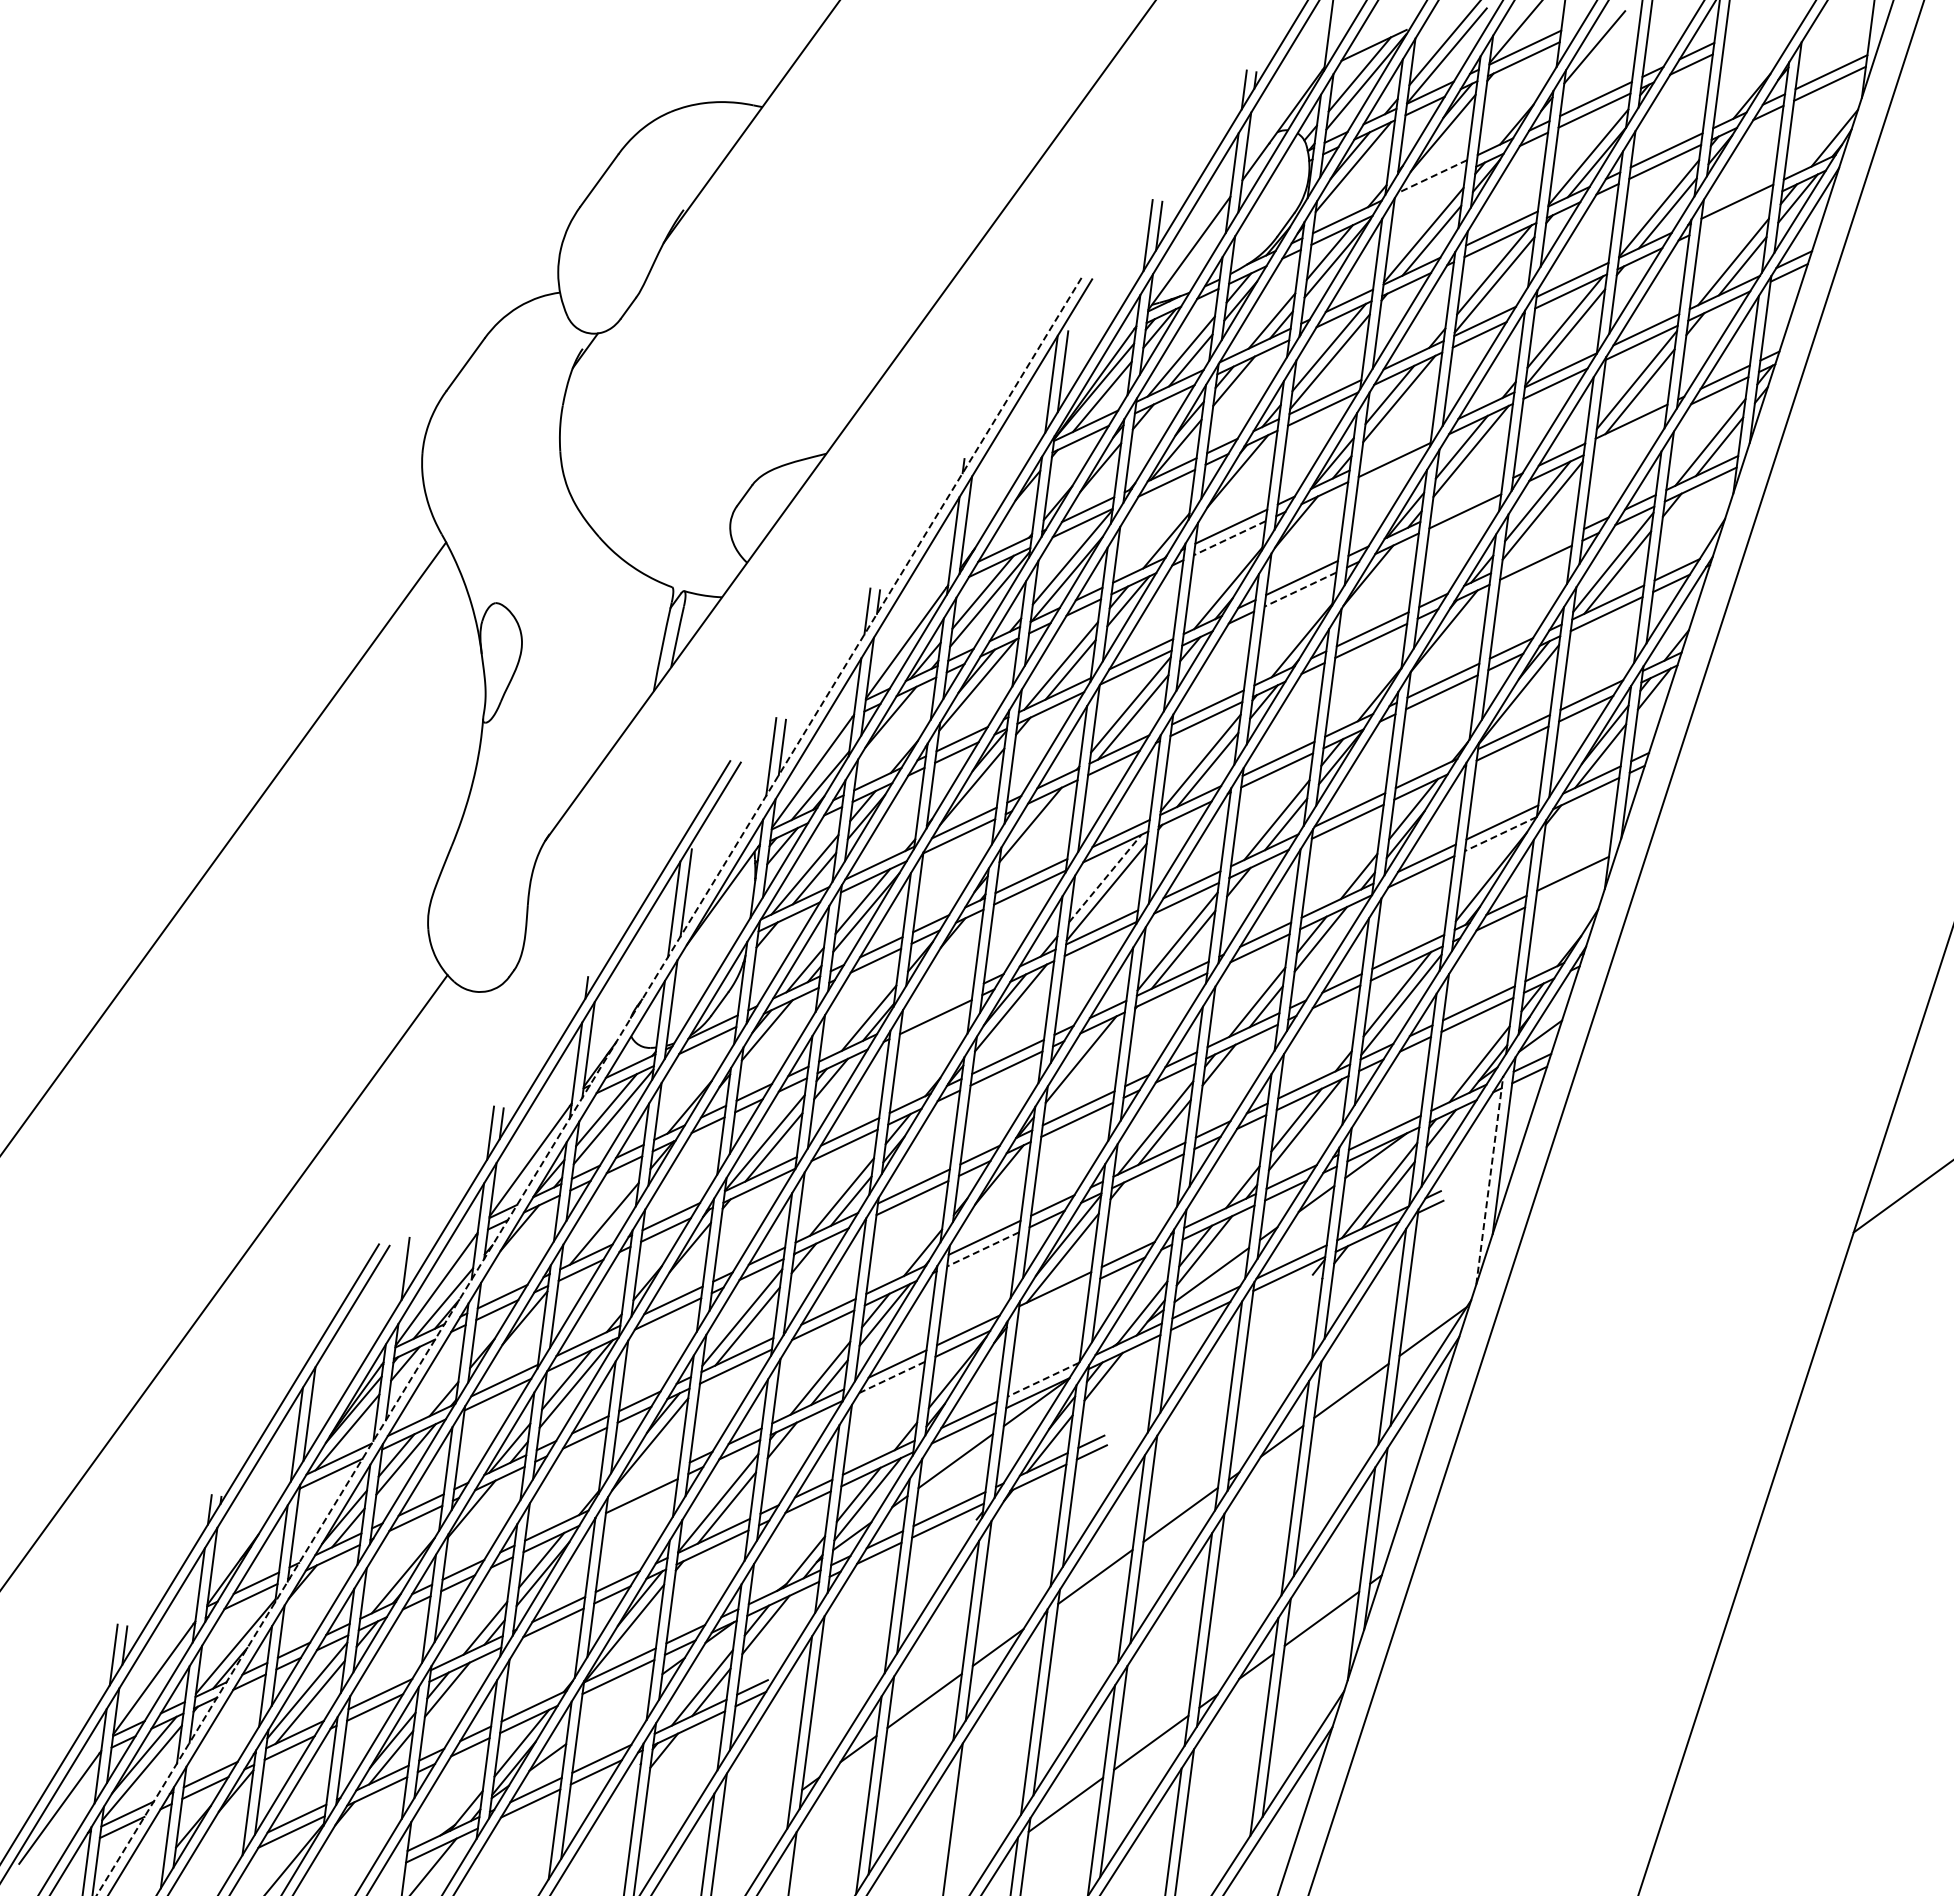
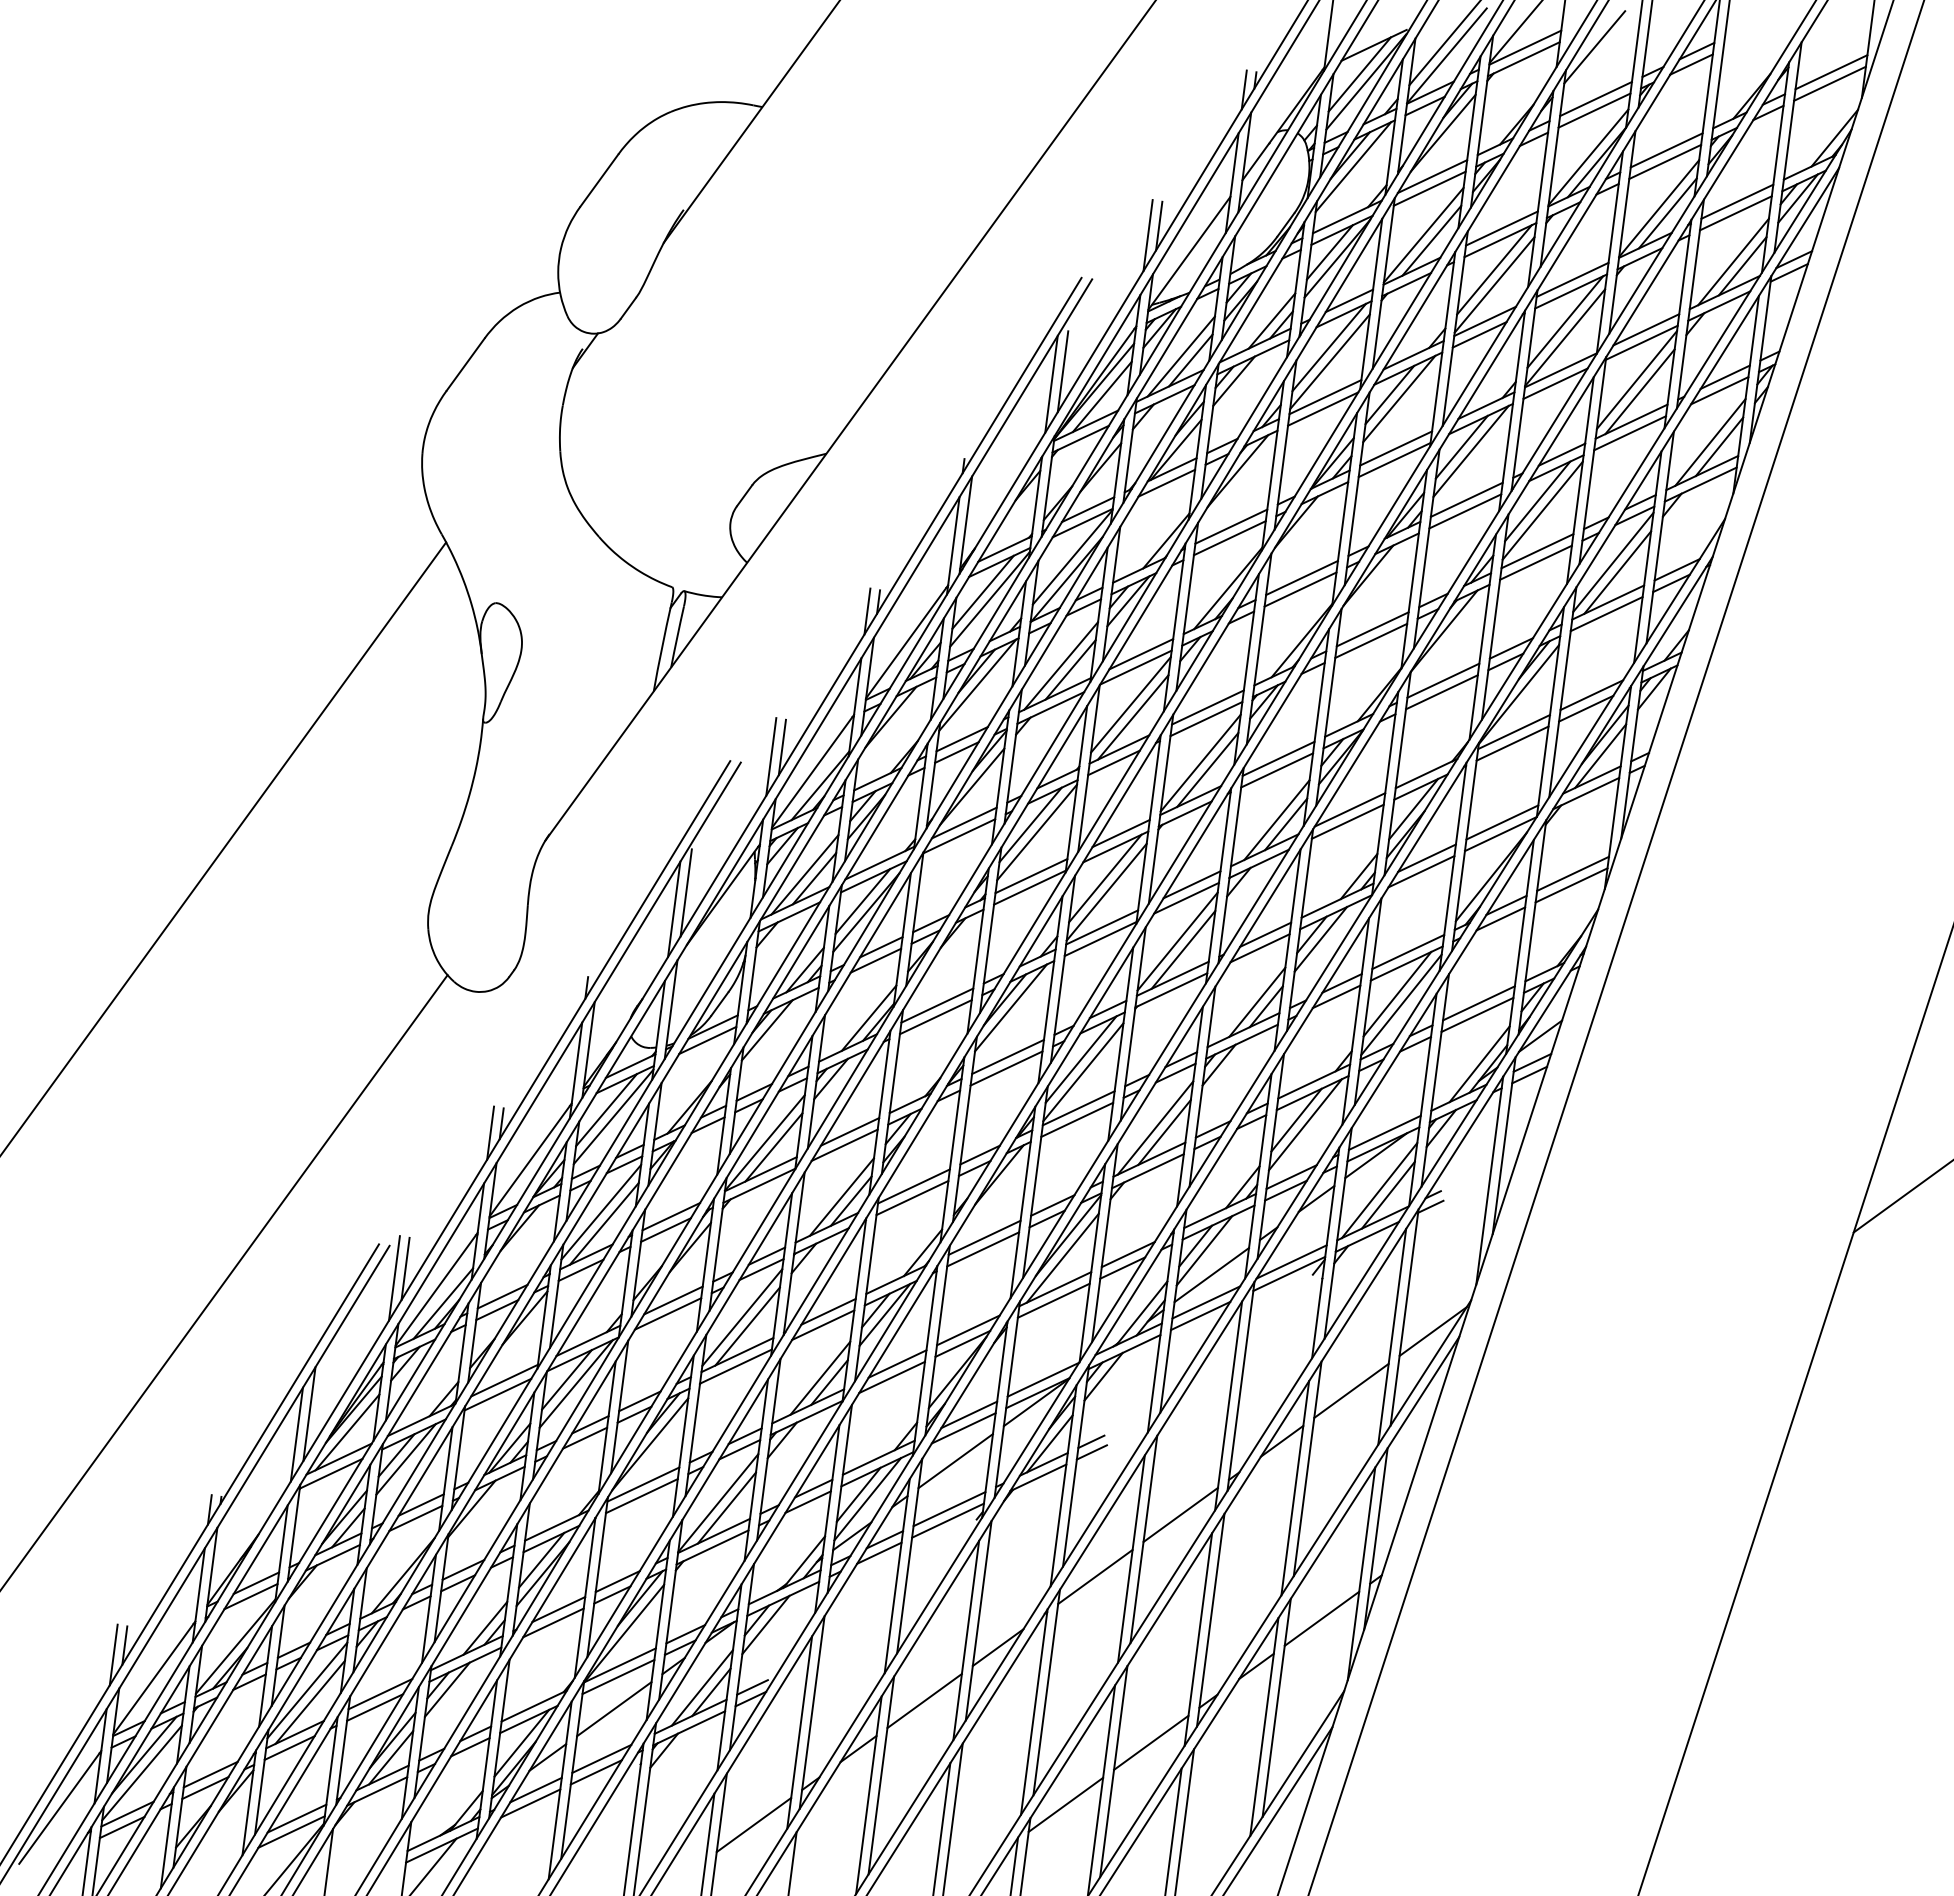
line: dashed -> solid (1432, 176)
line: none -> present (1429, 188)
line: none -> present (1735, 213)
line: none -> present (1630, 433)
line: none -> present (1396, 448)
line: none -> present (1466, 499)
line: dashed -> solid (1229, 538)
line: none -> present (1537, 551)
line: dashed -> solid (1300, 589)
line: none -> present (1037, 832)
line: dashed -> solid (1500, 834)
line: dashed -> solid (1105, 878)
line: none -> present (1571, 885)
line: none -> present (937, 1005)
line: none -> present (1083, 1072)
line: dashed -> solid (589, 1086)
line: dashed -> solid (1489, 1180)
line: none -> present (601, 1211)
line: dashed -> solid (983, 1249)
line: none -> present (394, 1278)
line: none -> present (1053, 1300)
line: dashed -> solid (891, 1377)
line: dashed -> solid (1043, 1379)
line: none -> present (643, 1484)
line: none -> present (614, 1709)
line: none -> present (753, 1825)
line: none -> present (941, 1827)
line: none -> present (328, 1860)
